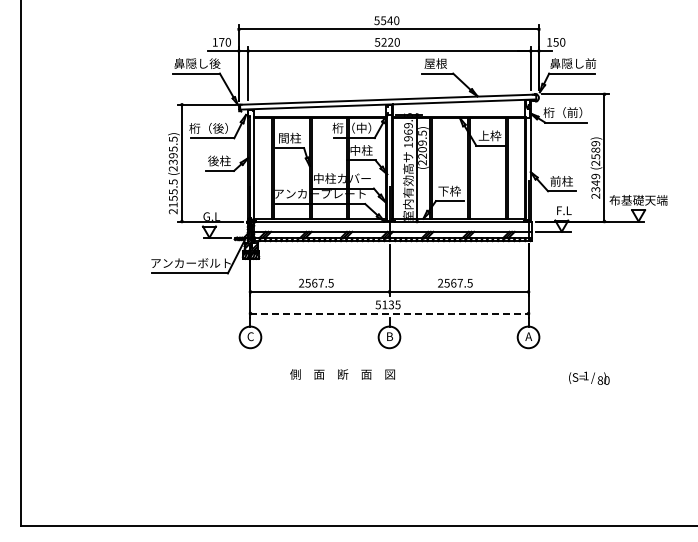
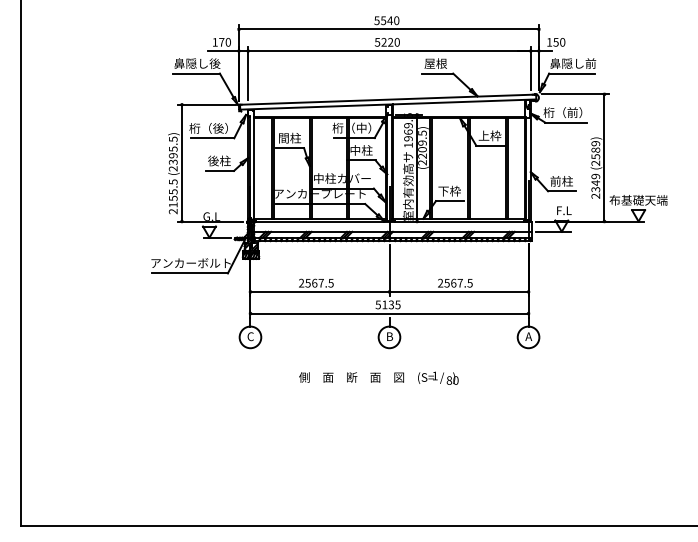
line: dashed -> solid (390, 313)
text position: (342, 374) -> (351, 377) (351, 377)
text position: (589, 377) -> (438, 377) (438, 377)
